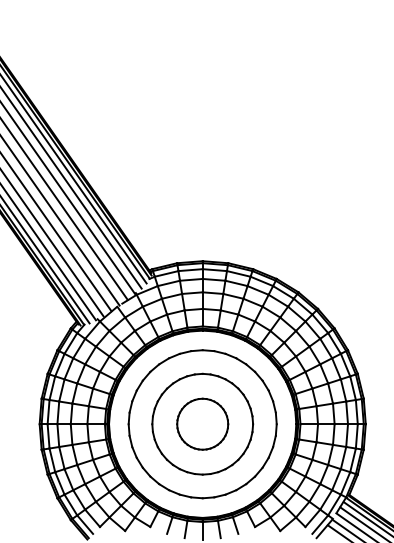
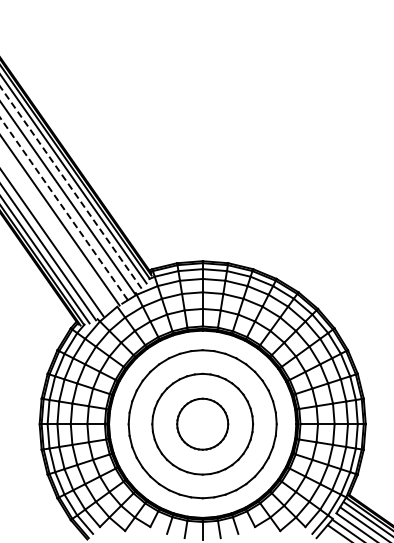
line: solid -> dashed (70, 187)
line: solid -> dashed (64, 209)
line: present -> none (56, 233)
